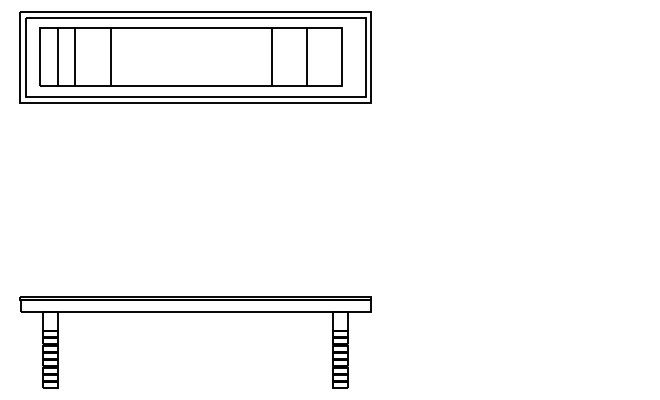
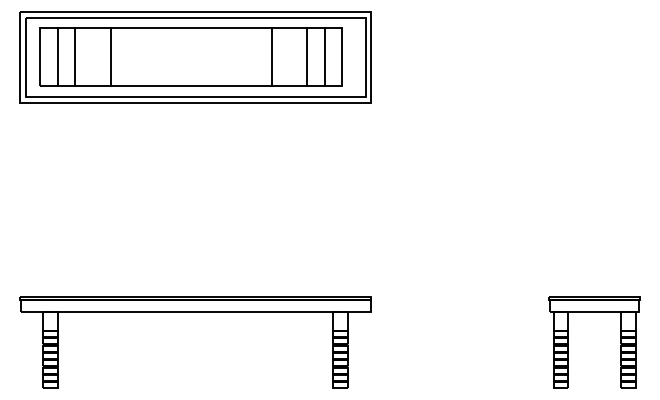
line: none -> present (324, 56)
part: none -> present (568, 342)
